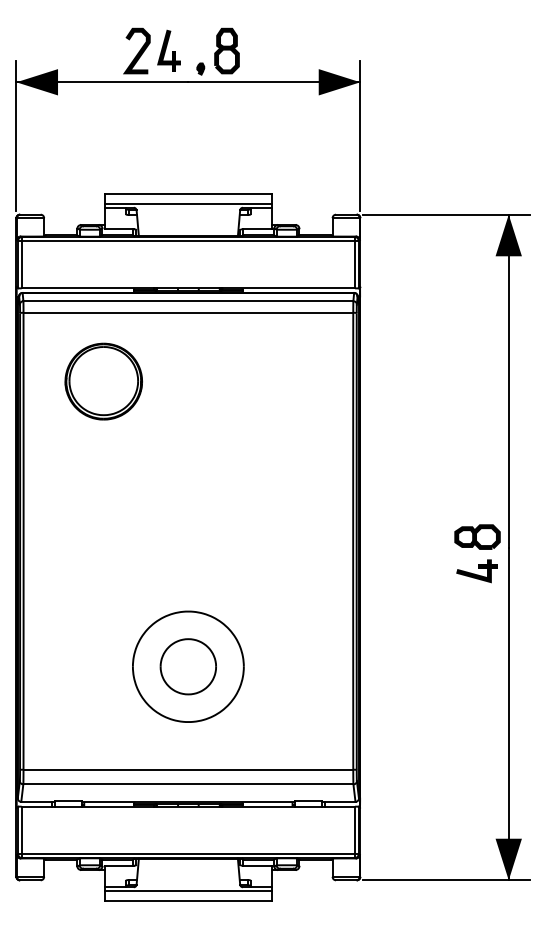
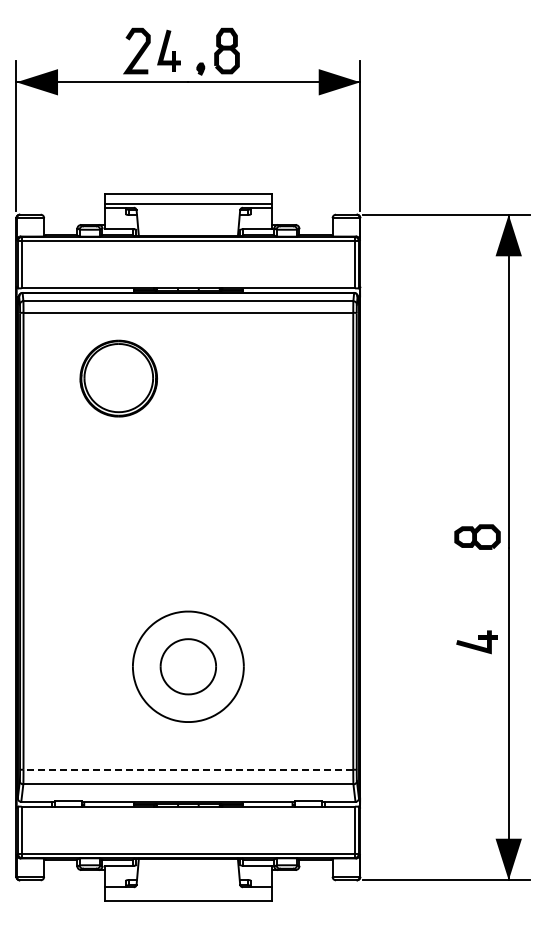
part position: (103, 381) -> (118, 378) (118, 378)
part position: (476, 571) -> (476, 642) (476, 642)
line: solid -> dashed (188, 769)
line: present -> none (188, 891)
